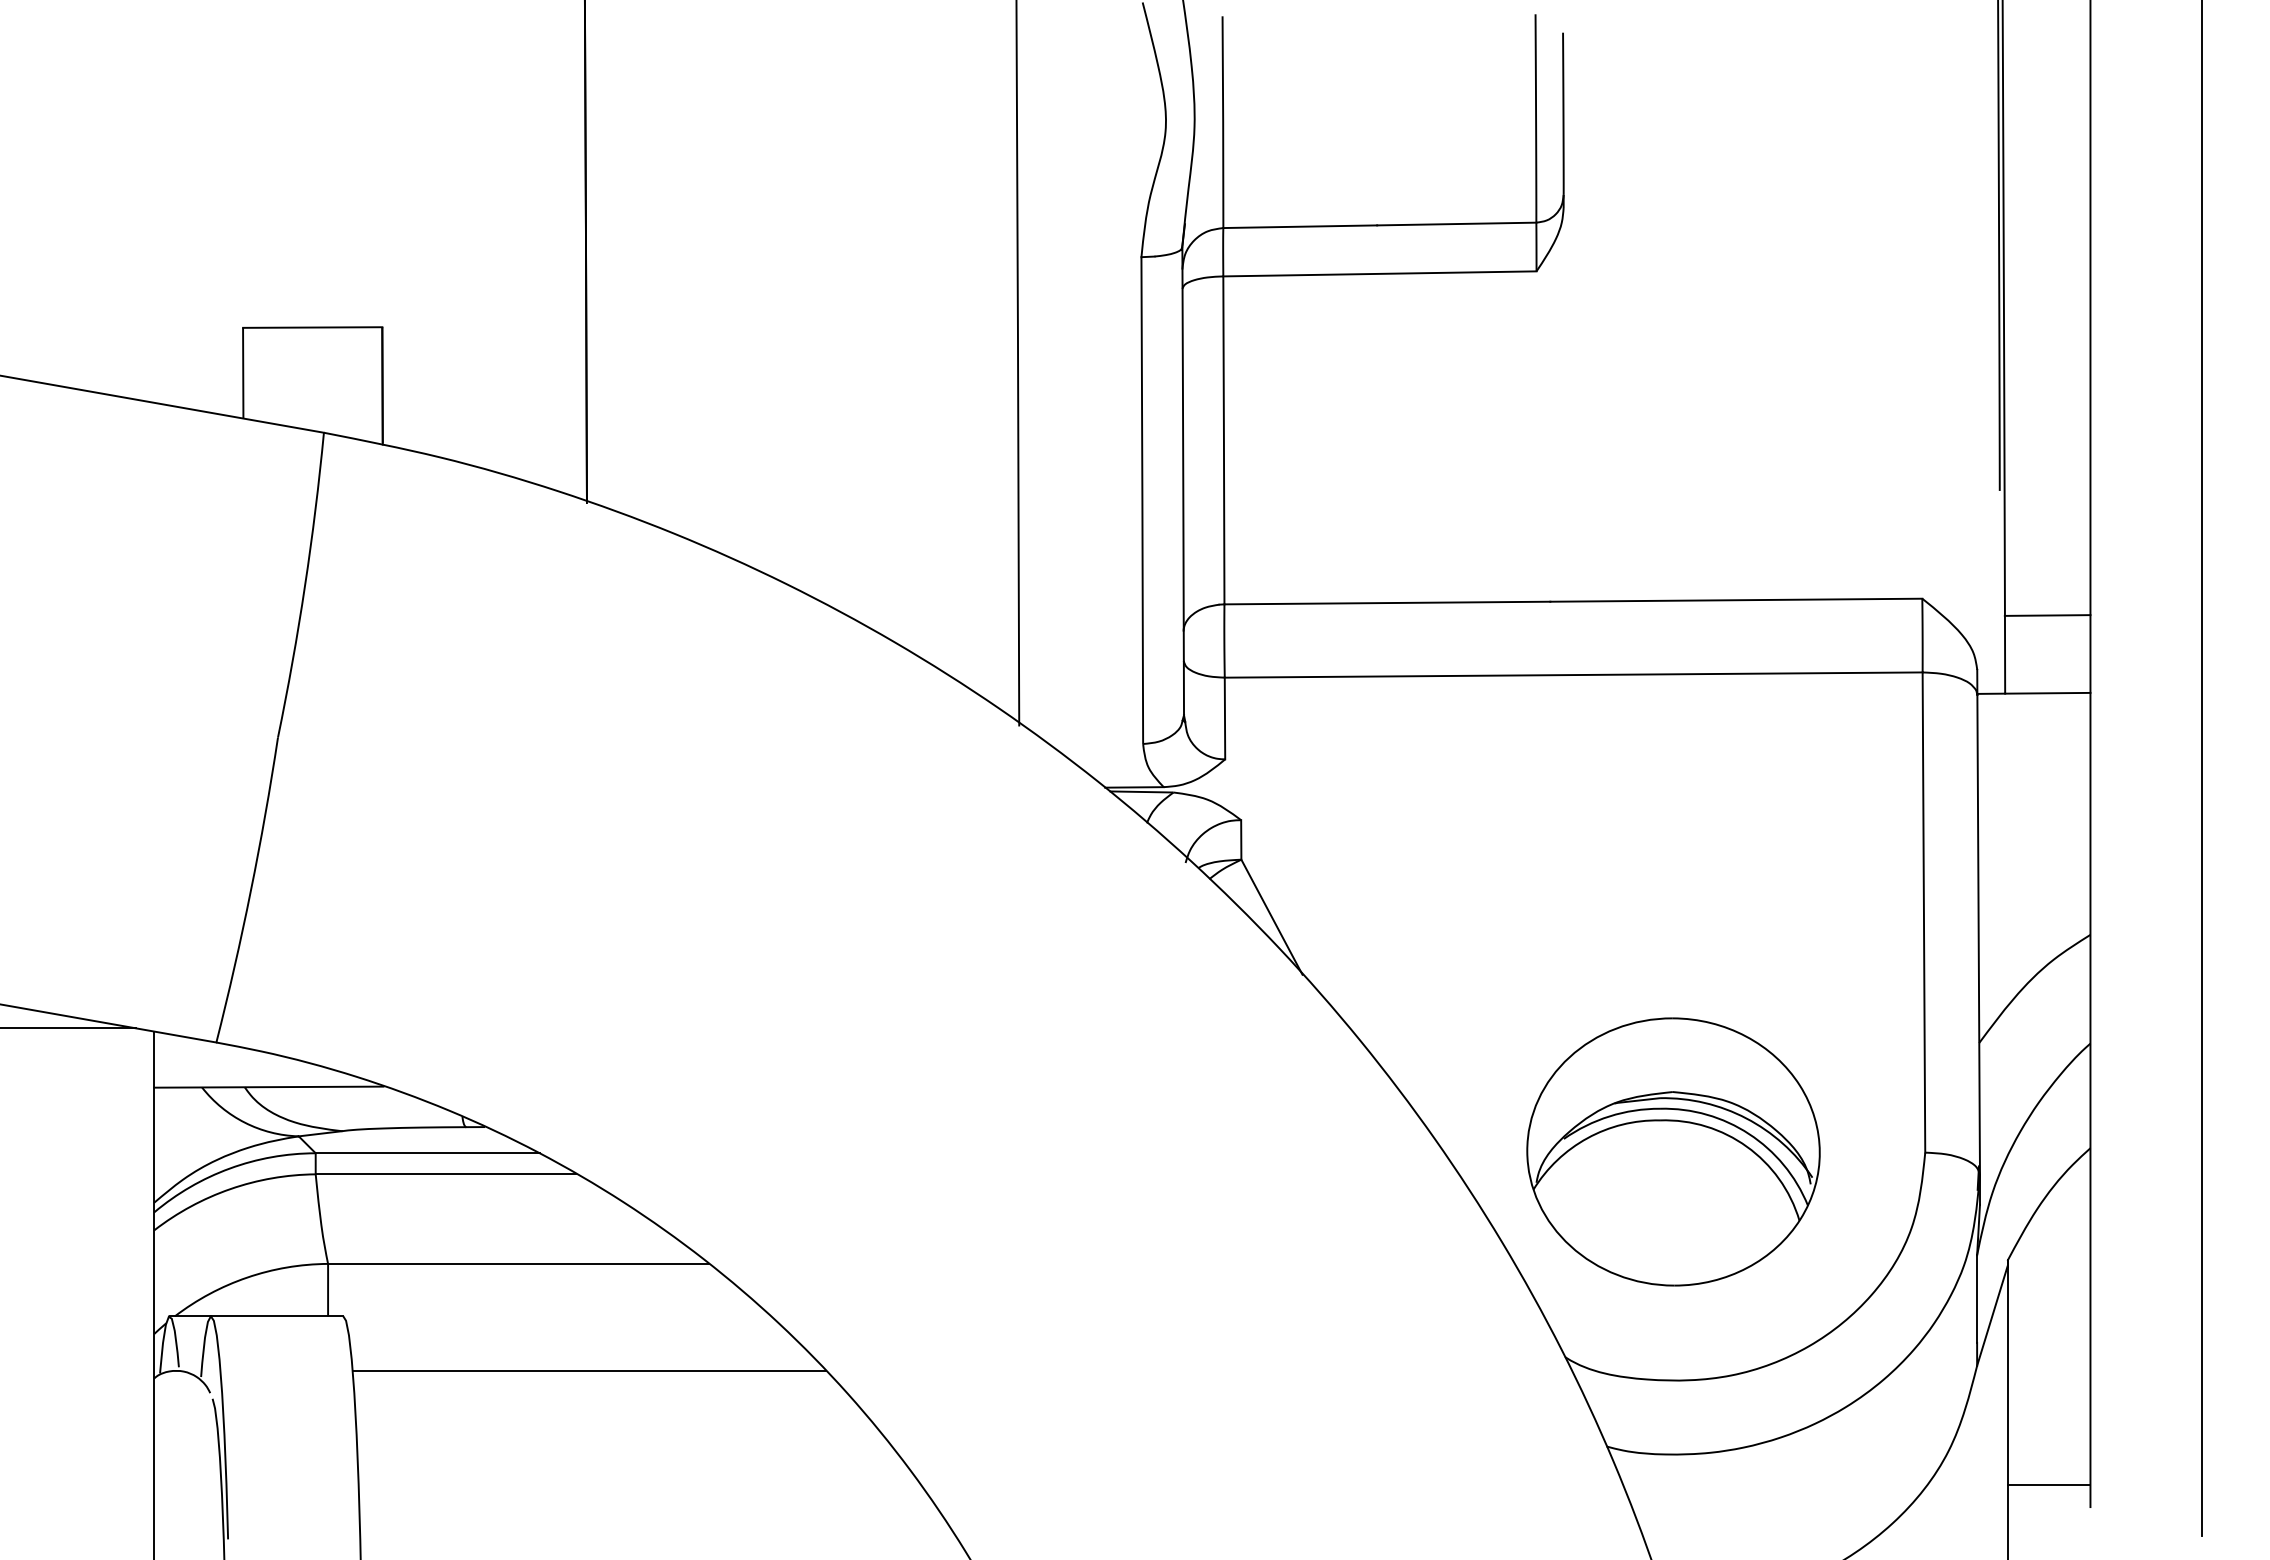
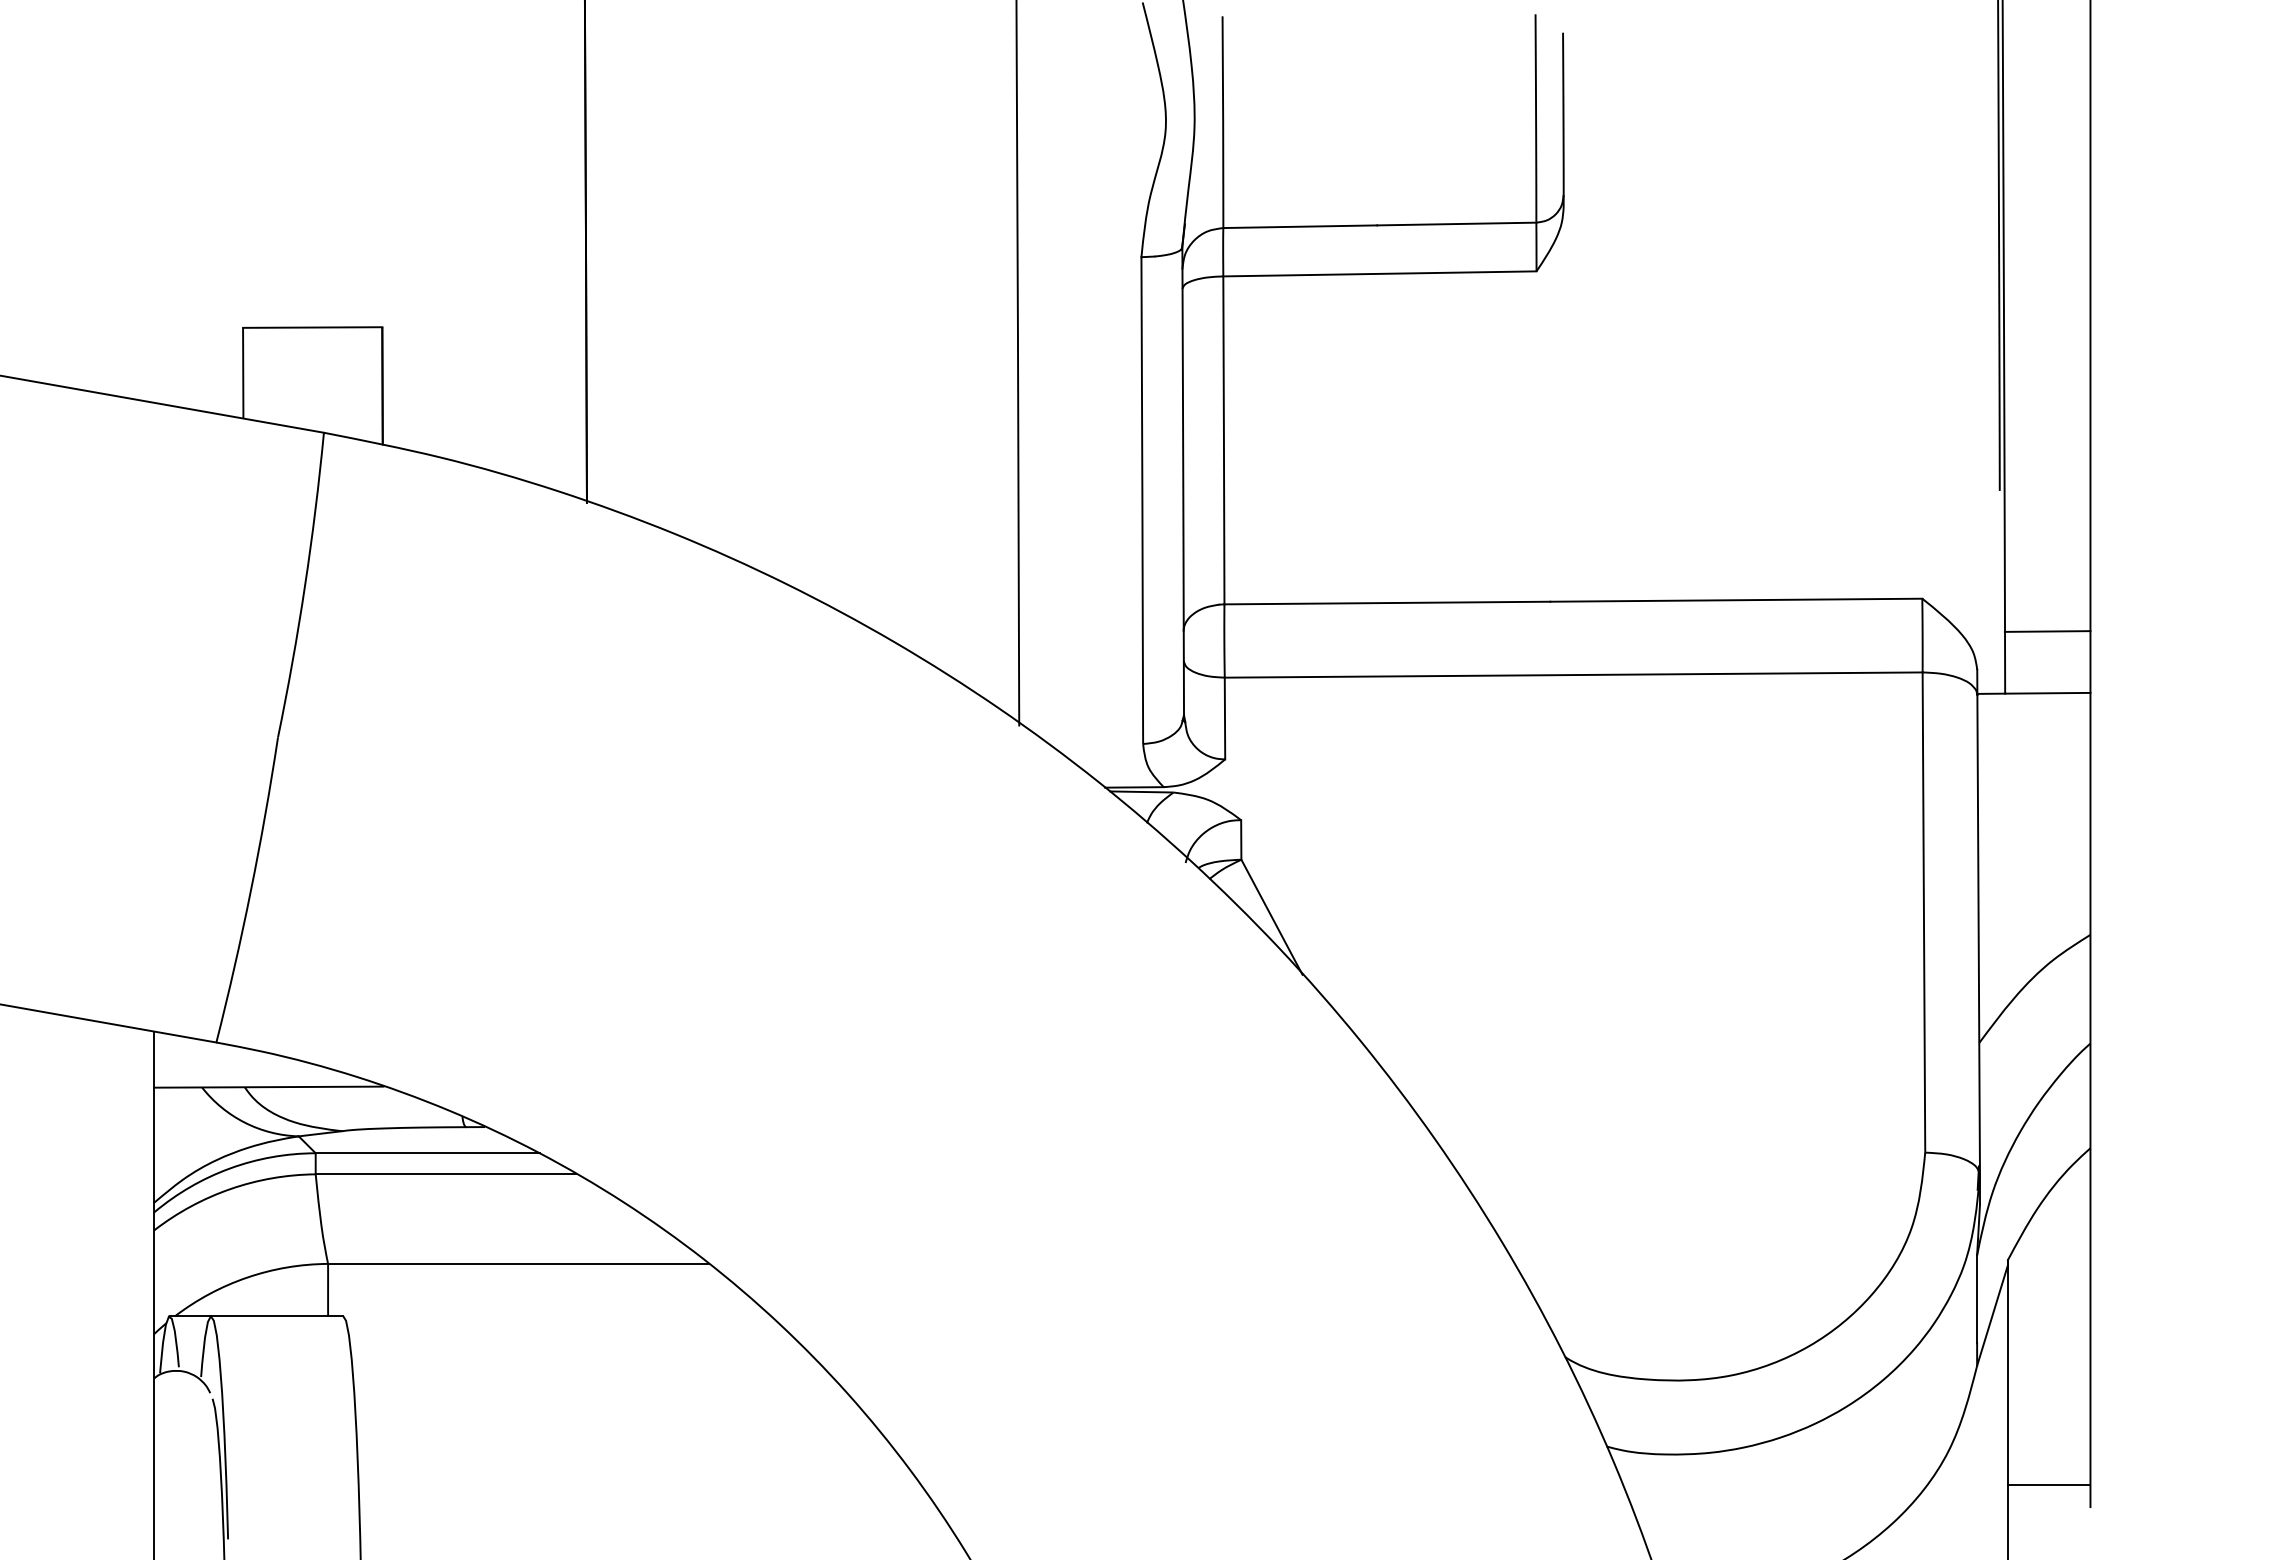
line position: (2047, 615) -> (2047, 631) (2047, 631)
line: present -> none (2201, 769)
line: present -> none (69, 1028)
part: present -> none (1673, 1151)
line: present -> none (588, 1371)
